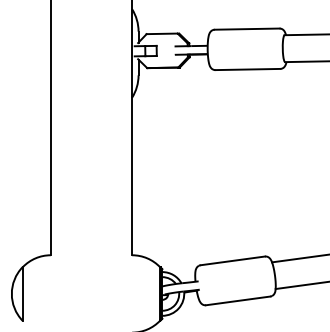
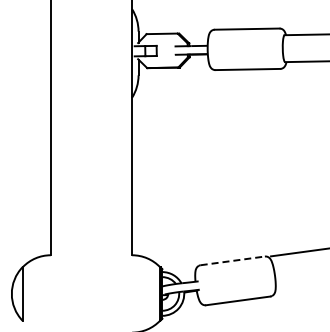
line position: (299, 258) -> (298, 252) (298, 252)
line: solid -> dashed (233, 260)
line: present -> none (300, 285)
